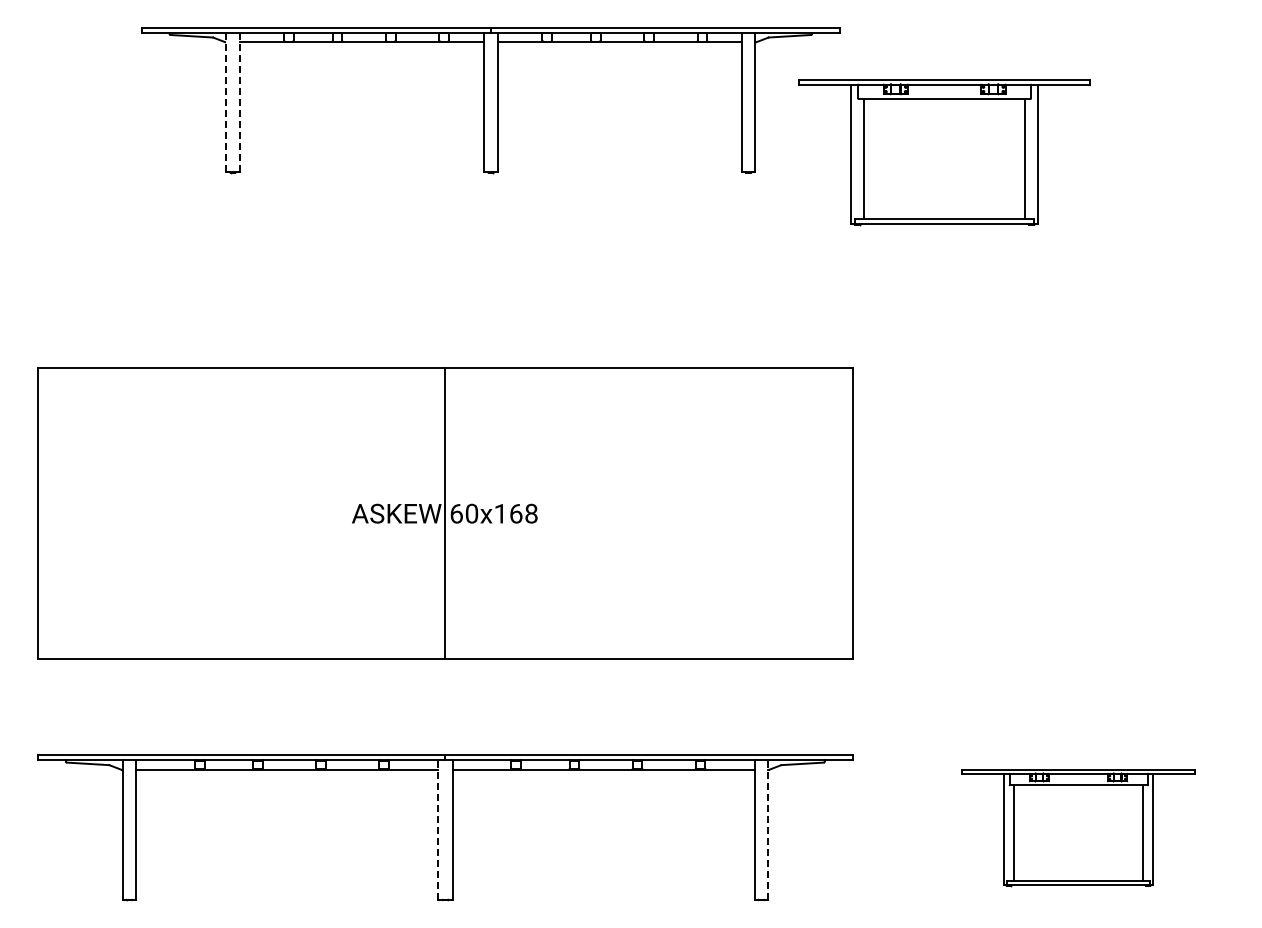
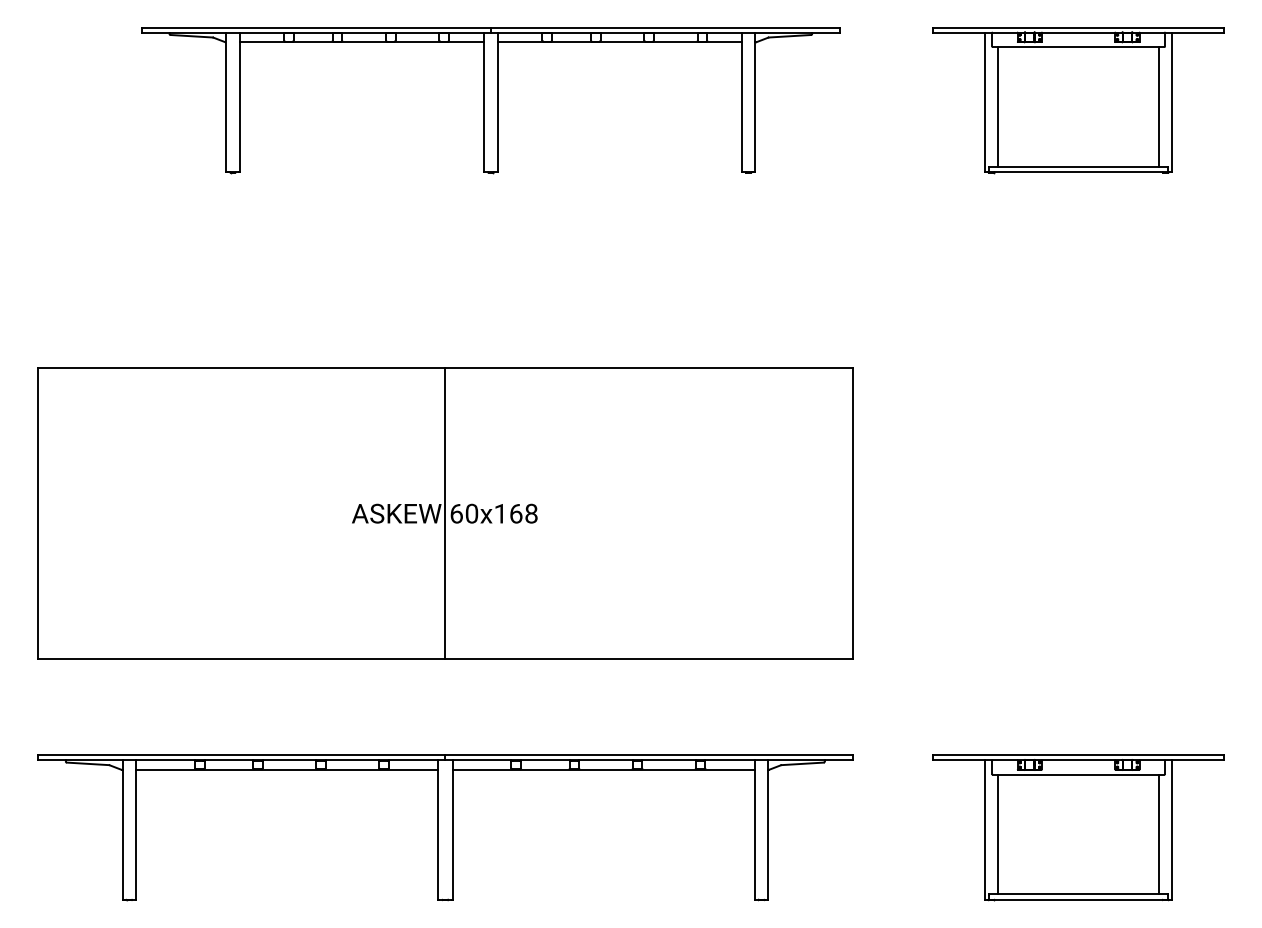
line: dashed -> solid (226, 102)
line: dashed -> solid (239, 102)
part position: (944, 152) -> (1078, 100) (1078, 100)
part size: 235x119 px -> 293x148 px (1078, 827)
line: dashed -> solid (438, 829)
line: dashed -> solid (768, 829)
